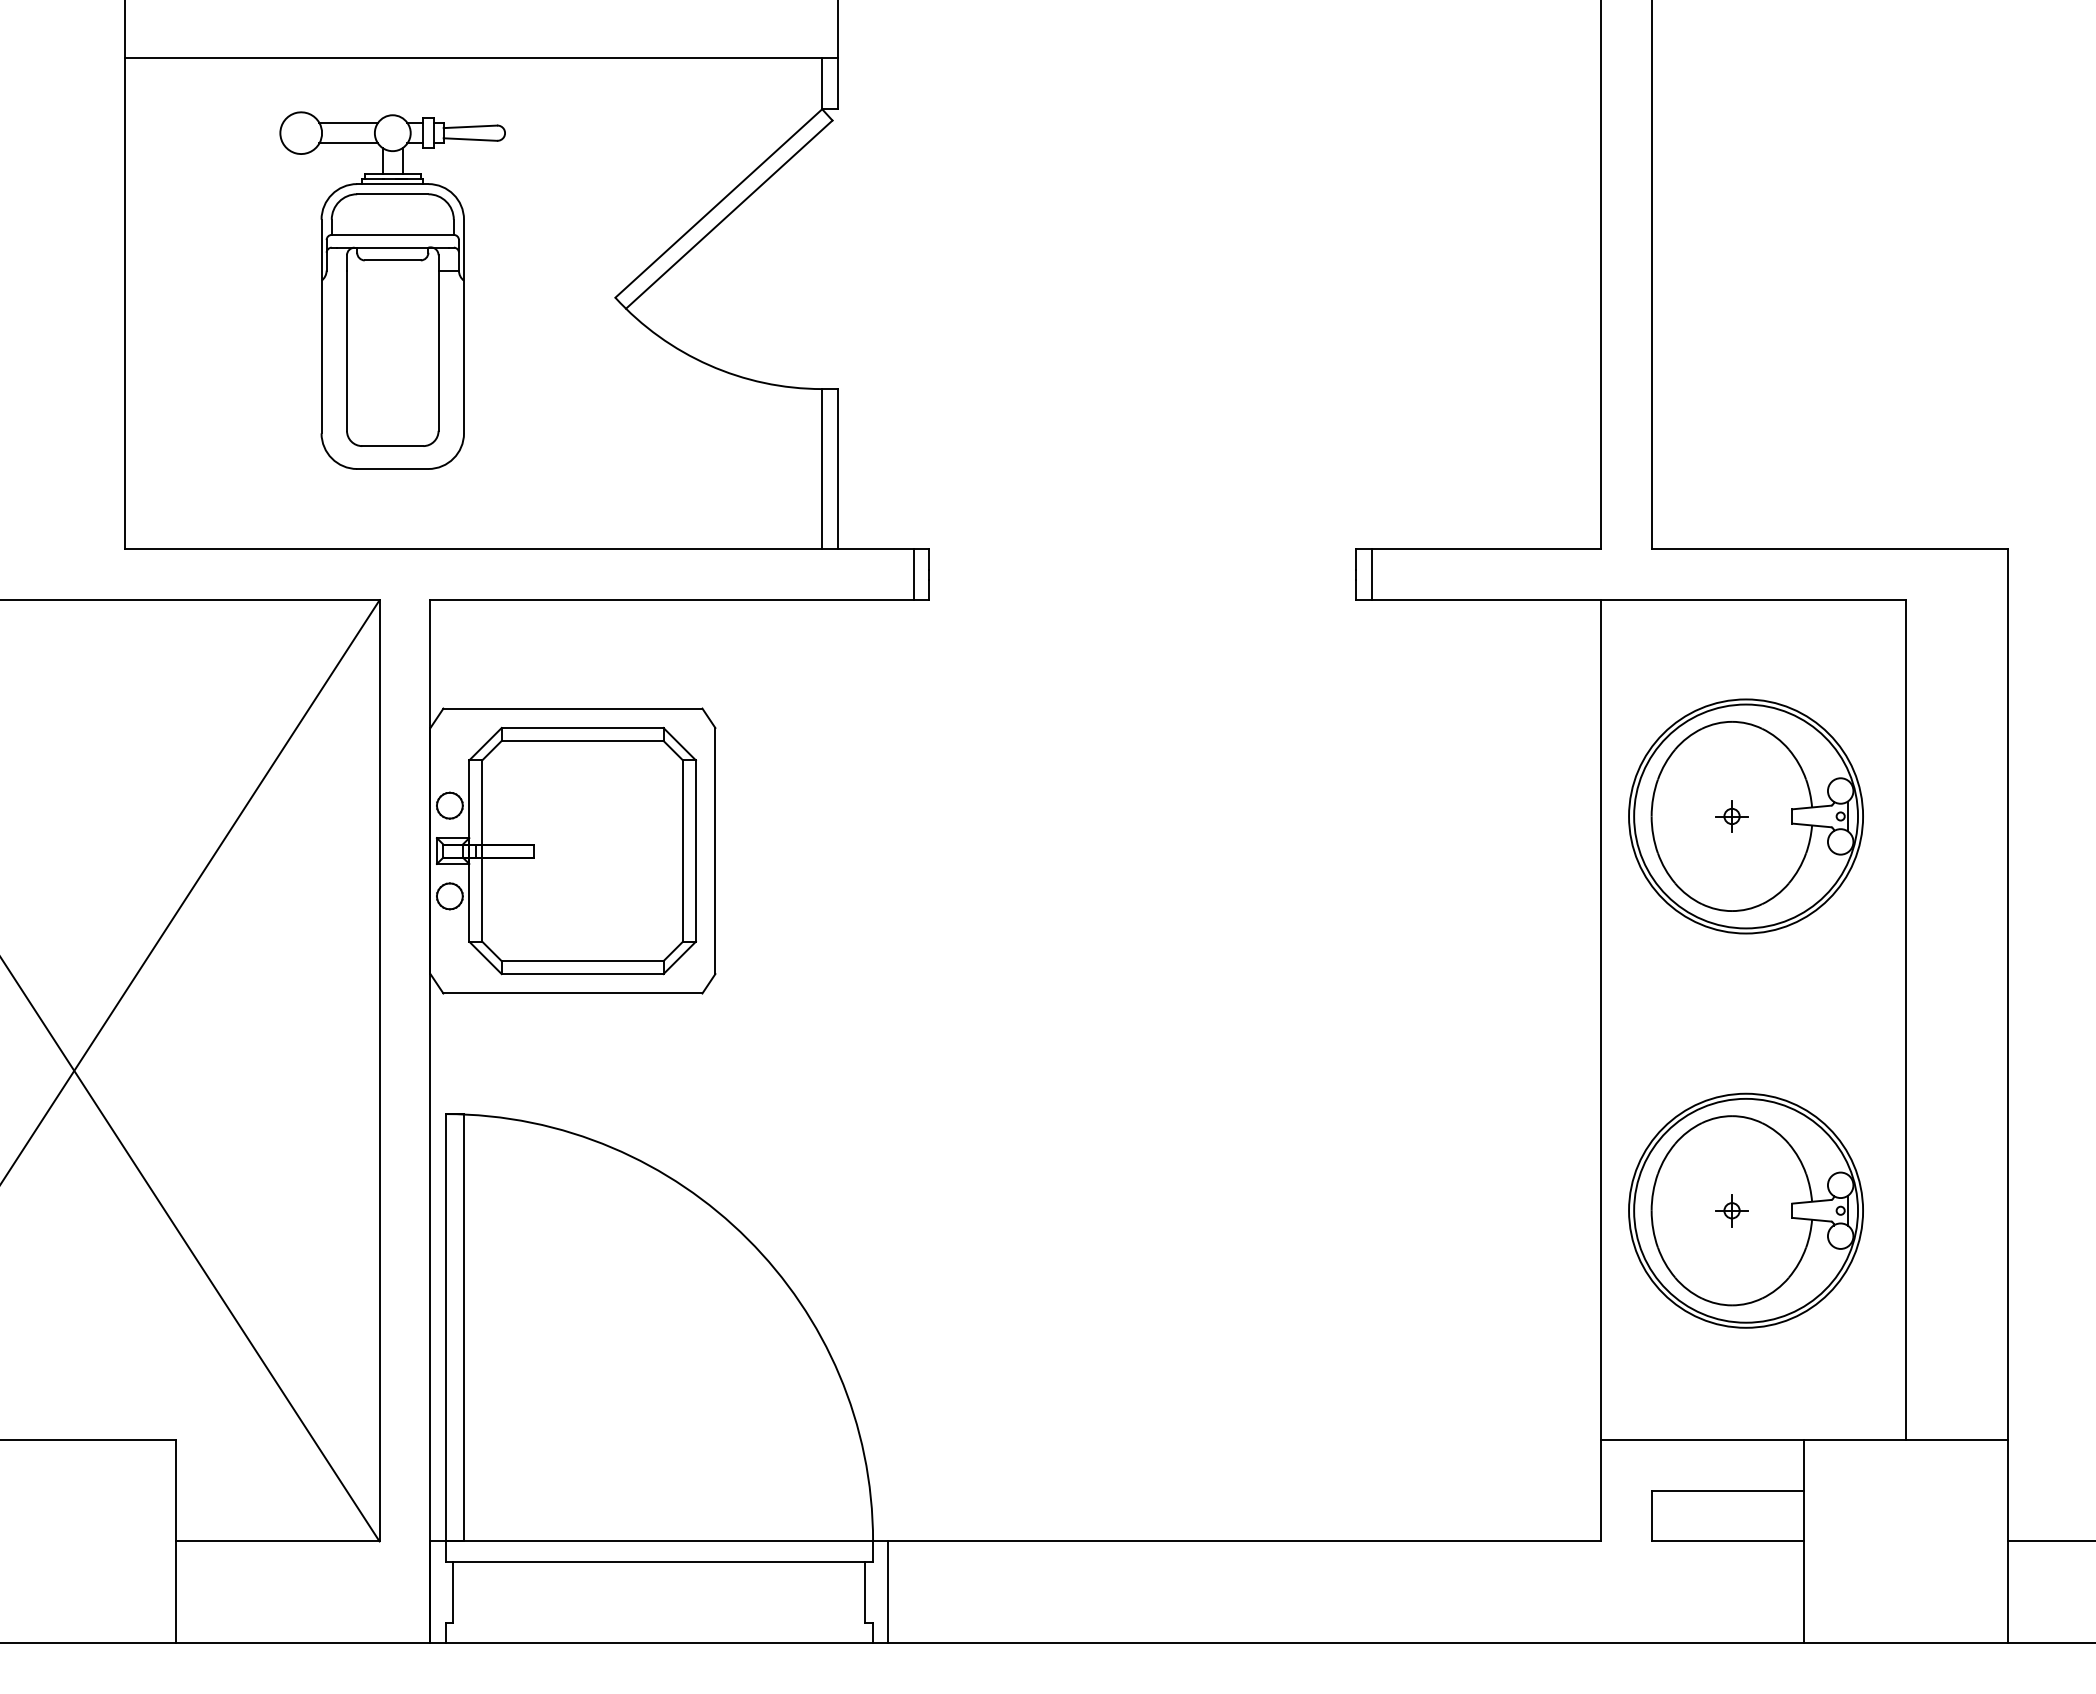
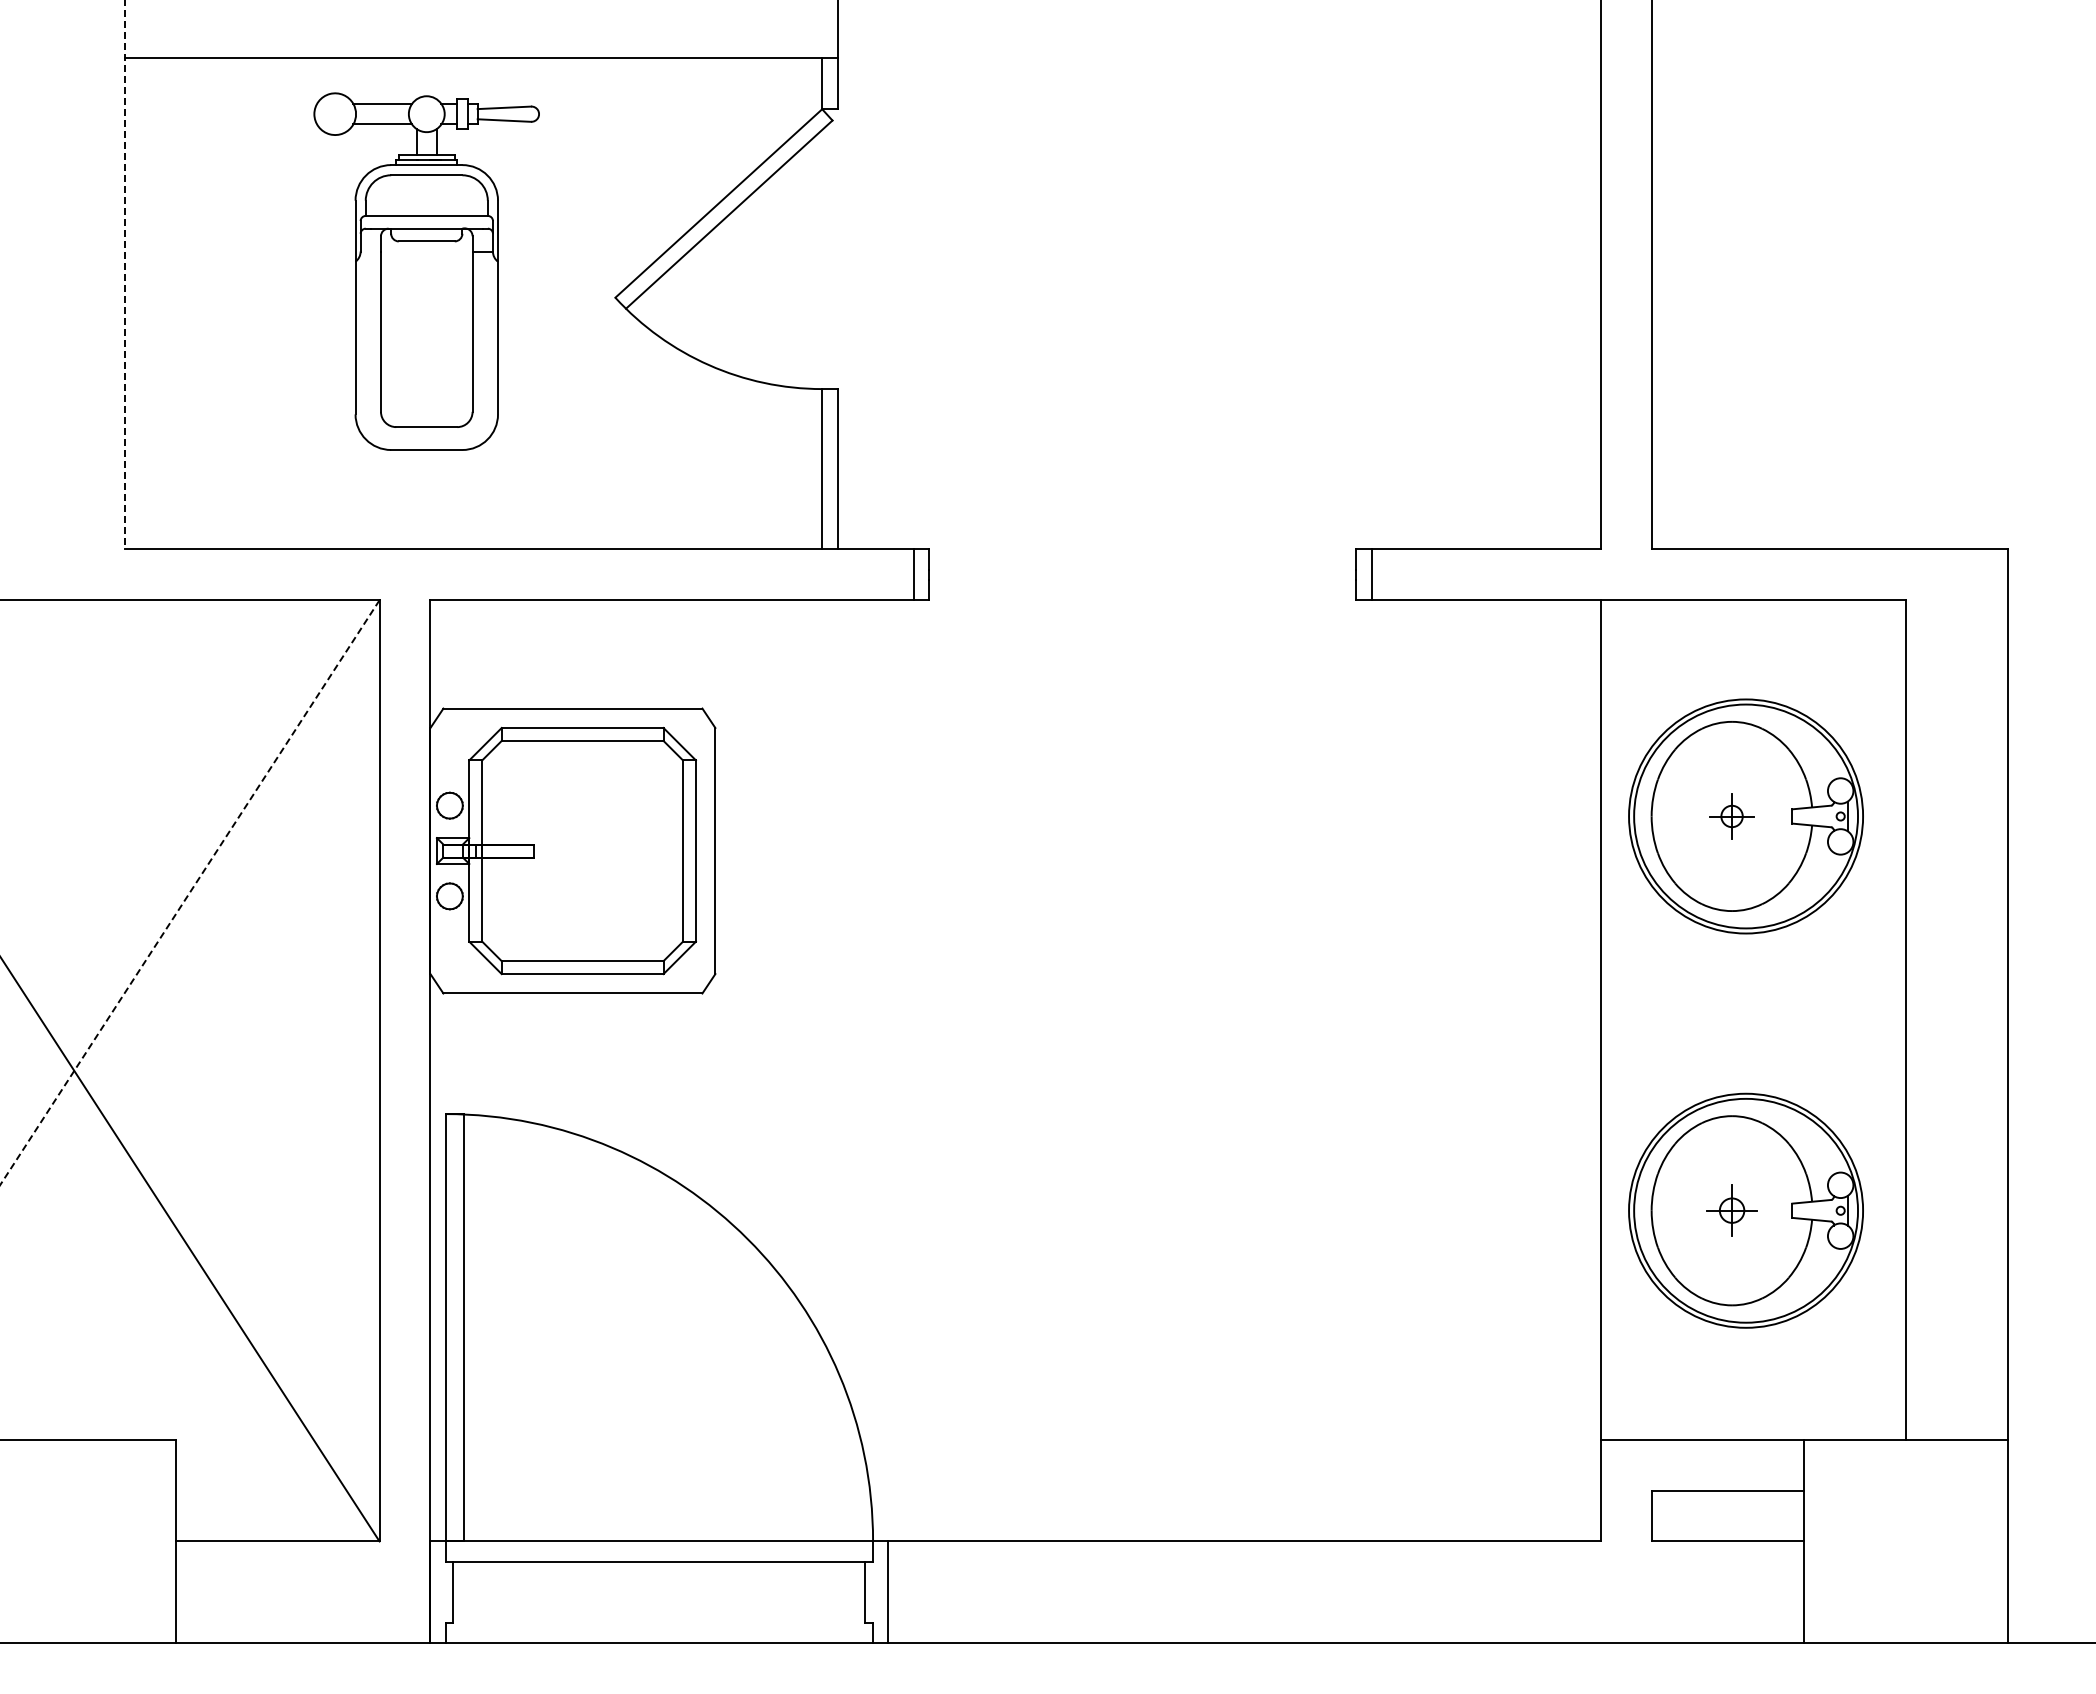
line: solid -> dashed (125, 275)
part position: (392, 290) -> (426, 271) (426, 271)
part size: 34x33 px -> 46x47 px (1731, 816)
line: solid -> dashed (189, 893)
part size: 34x34 px -> 52x53 px (1731, 1210)
line: present -> none (2049, 1541)
